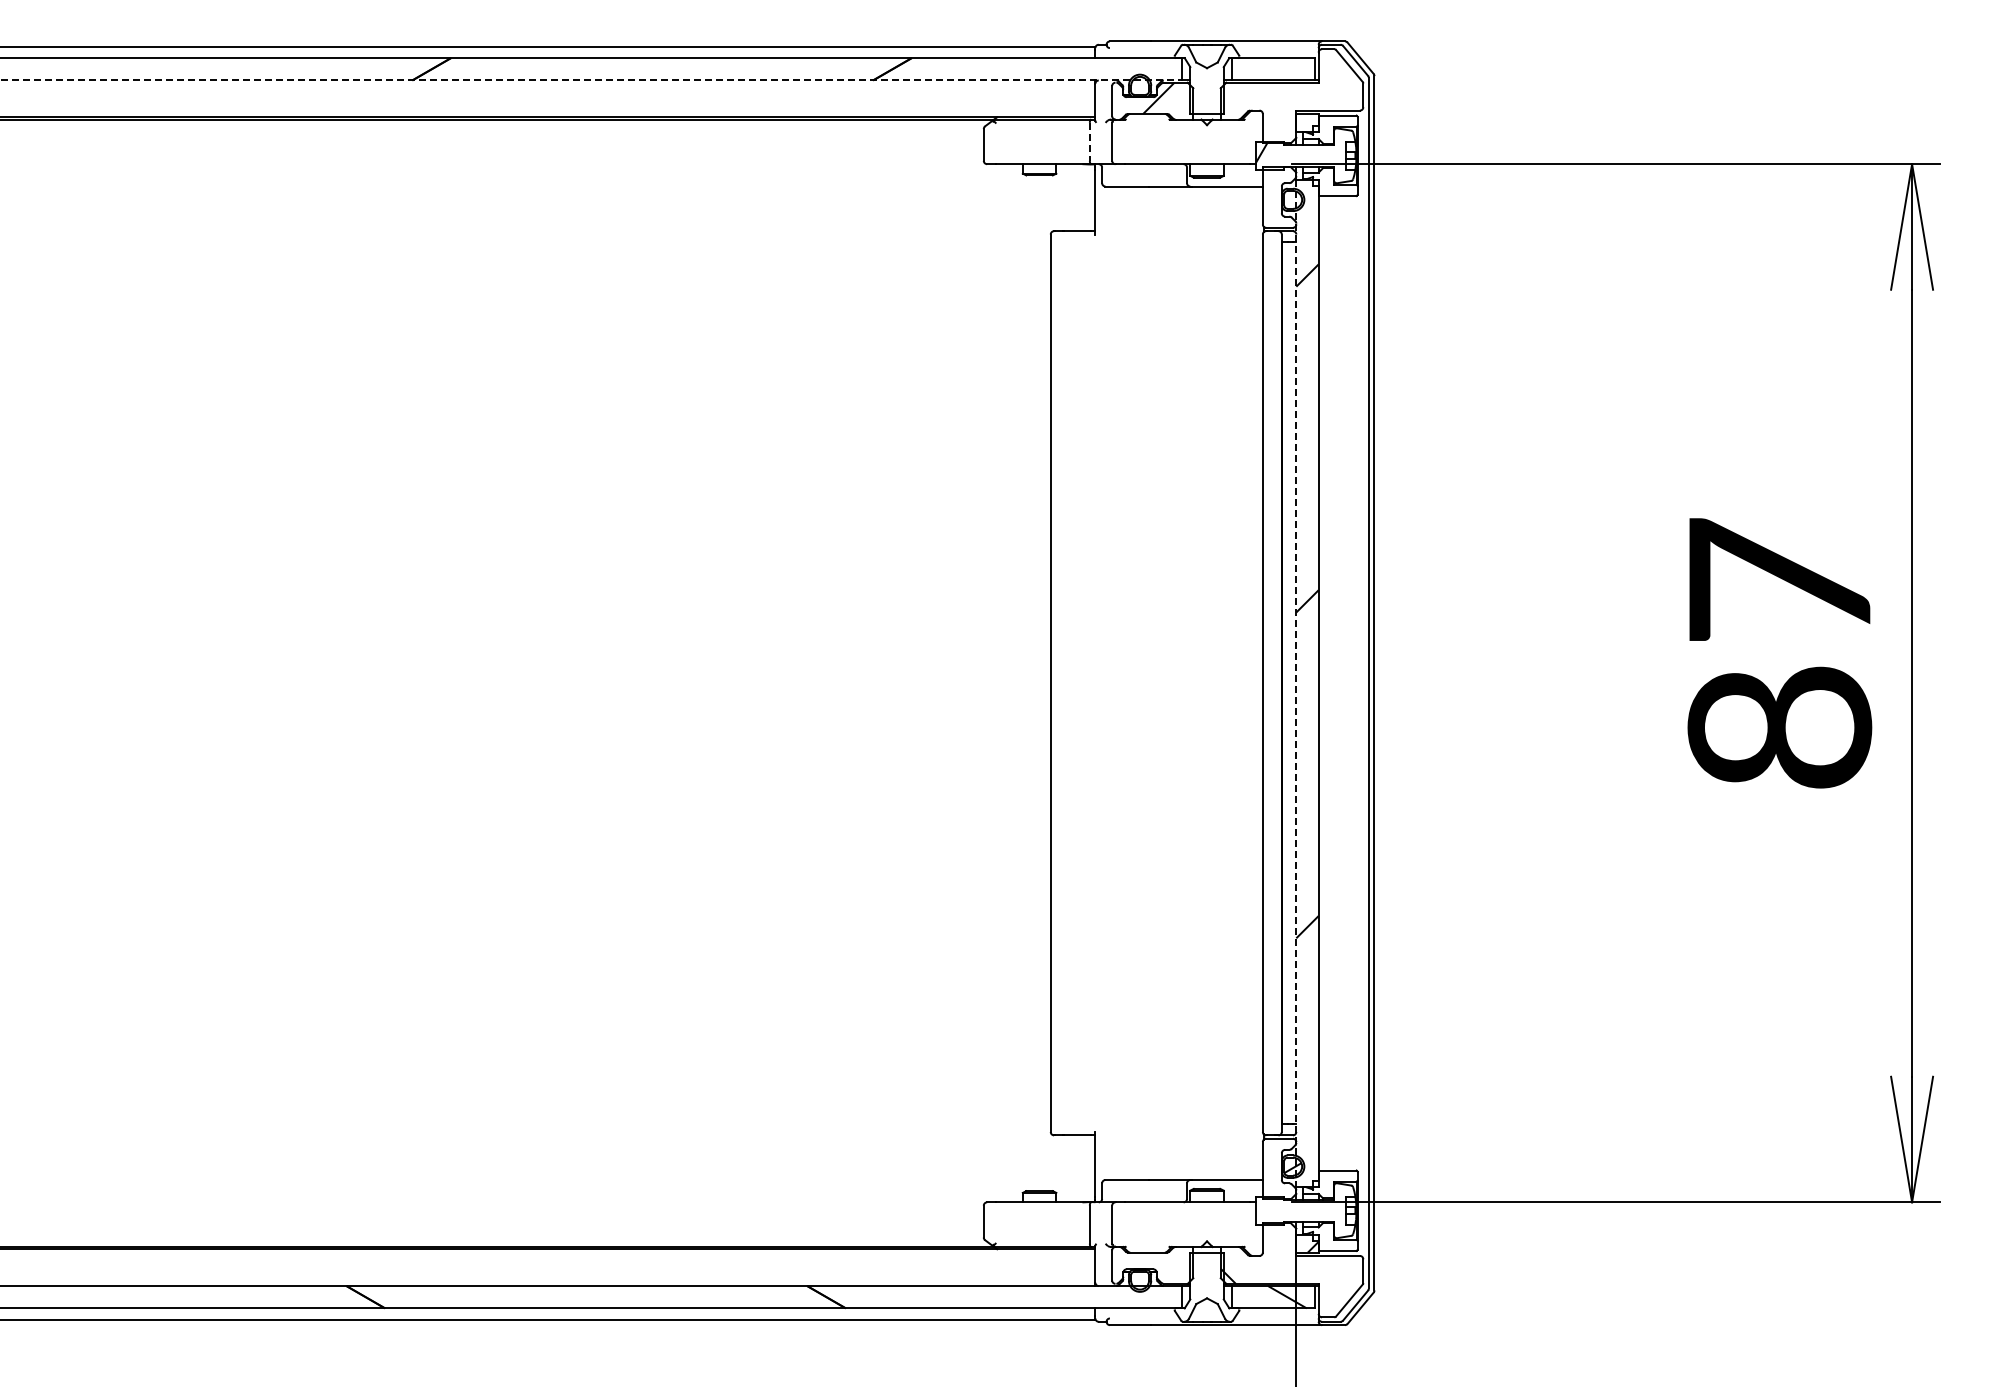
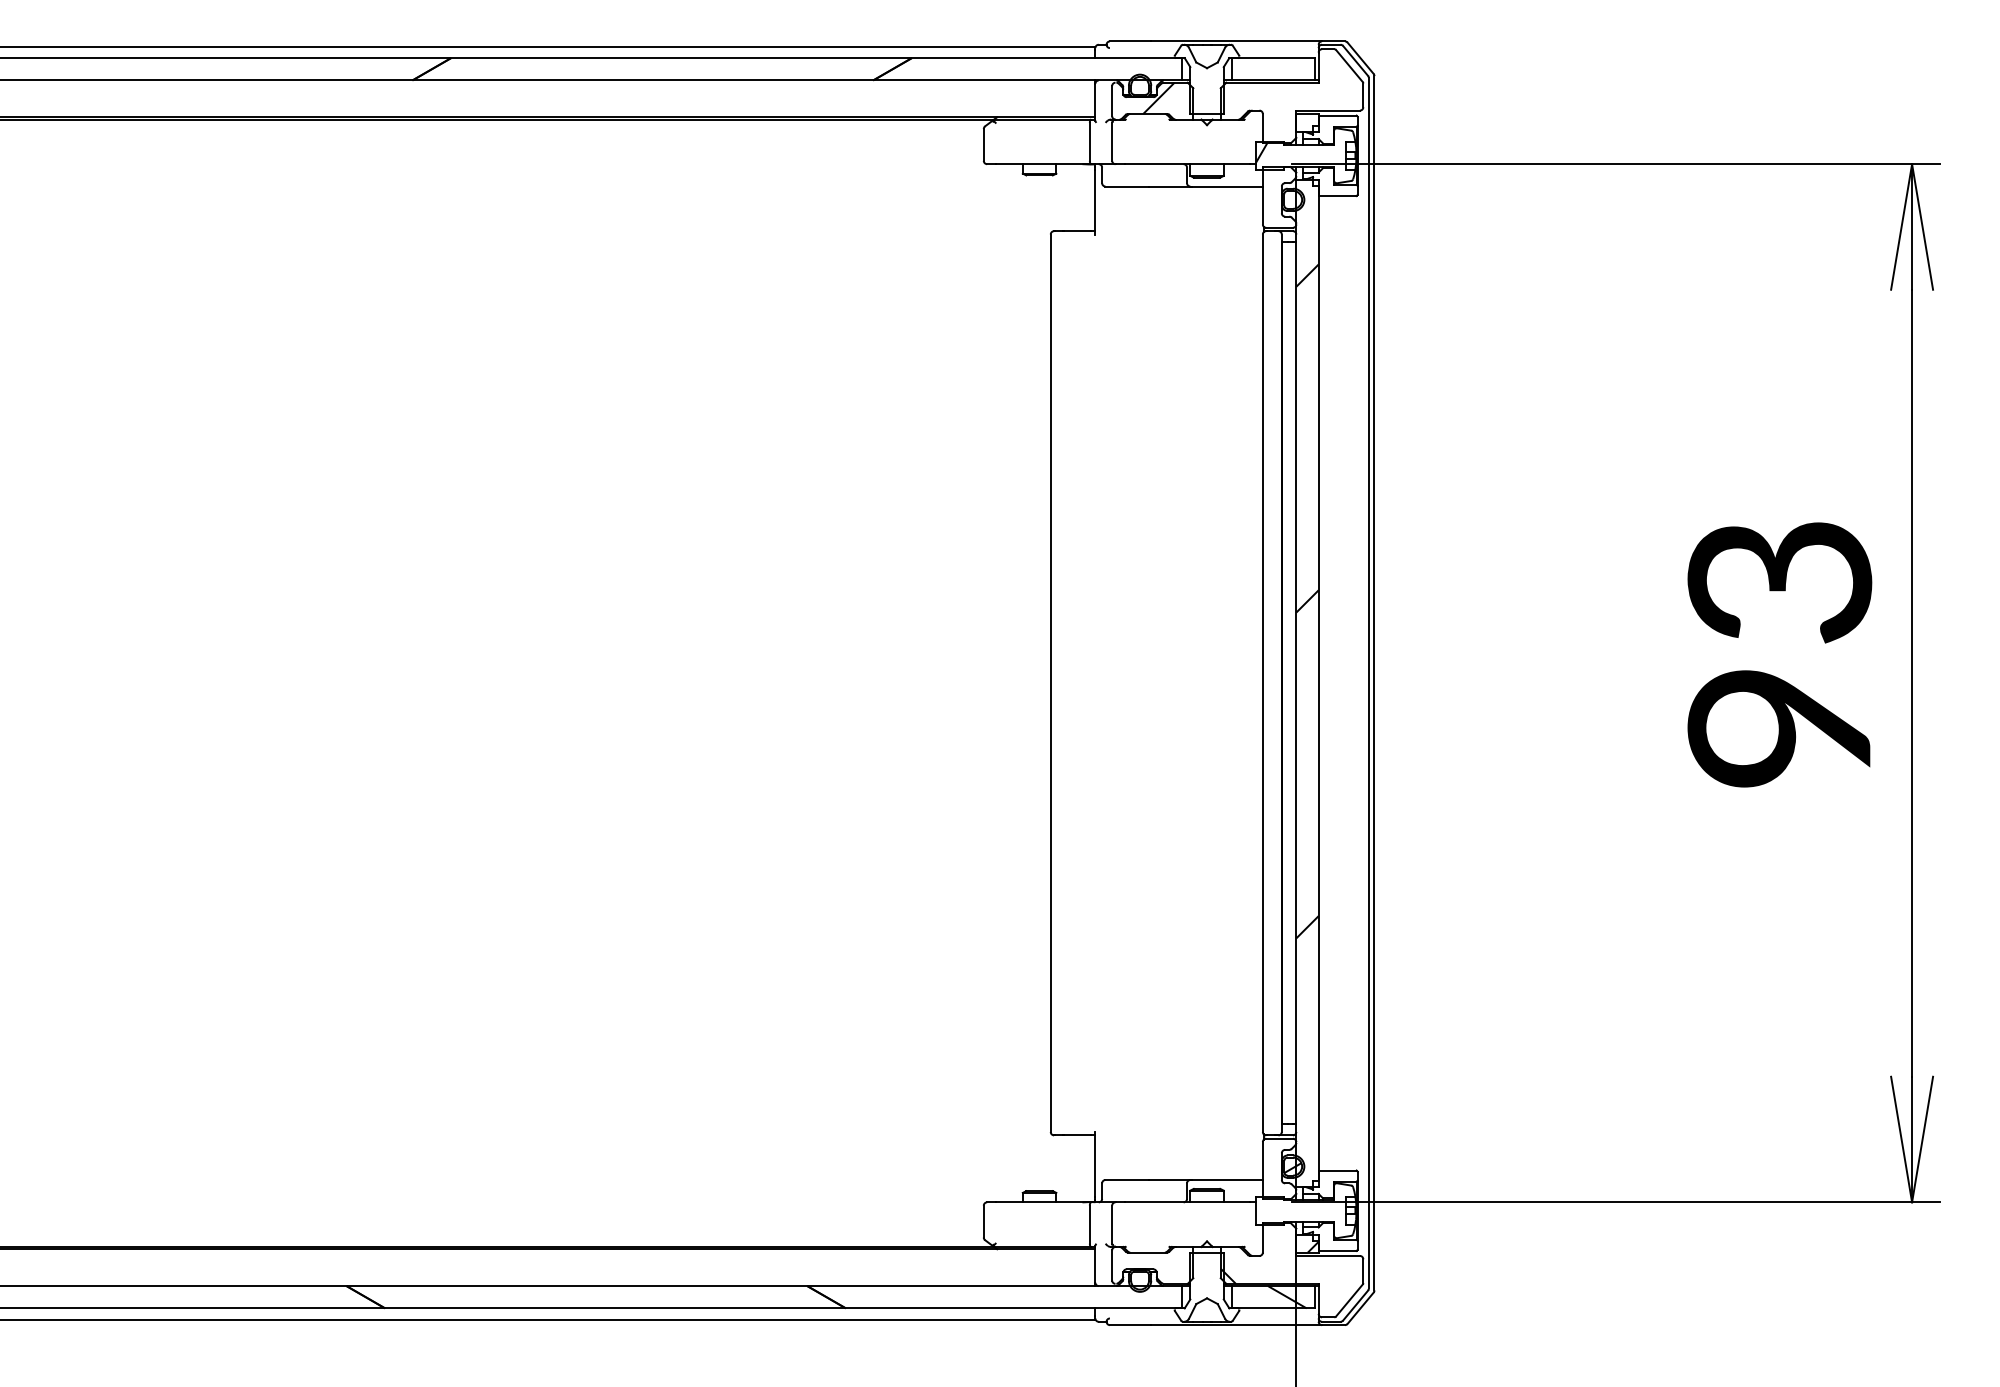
line: dashed -> solid (591, 80)
line: dashed -> solid (1089, 141)
text: 87 -> 93 (1779, 653)
line: dashed -> solid (1296, 683)
